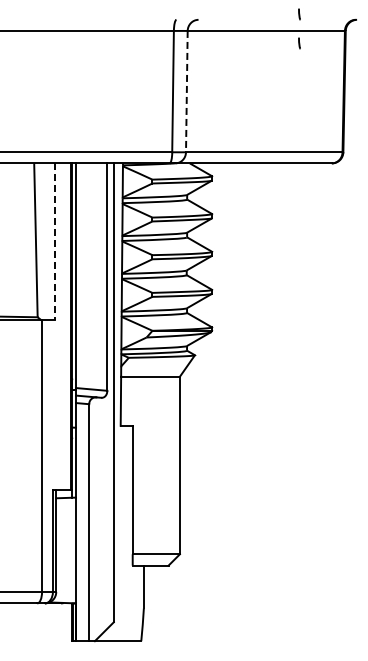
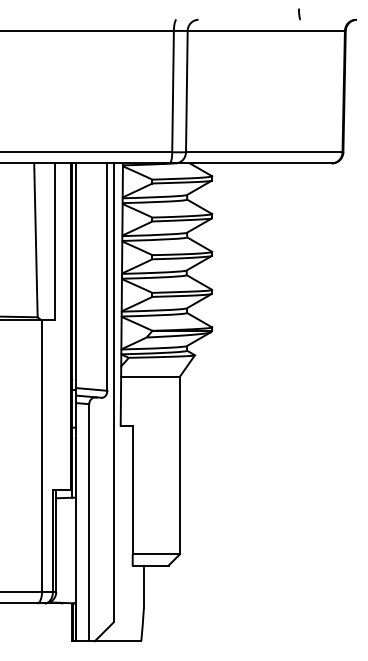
curve: present -> none (299, 43)
line: dashed -> solid (186, 91)
line: dashed -> solid (55, 242)
